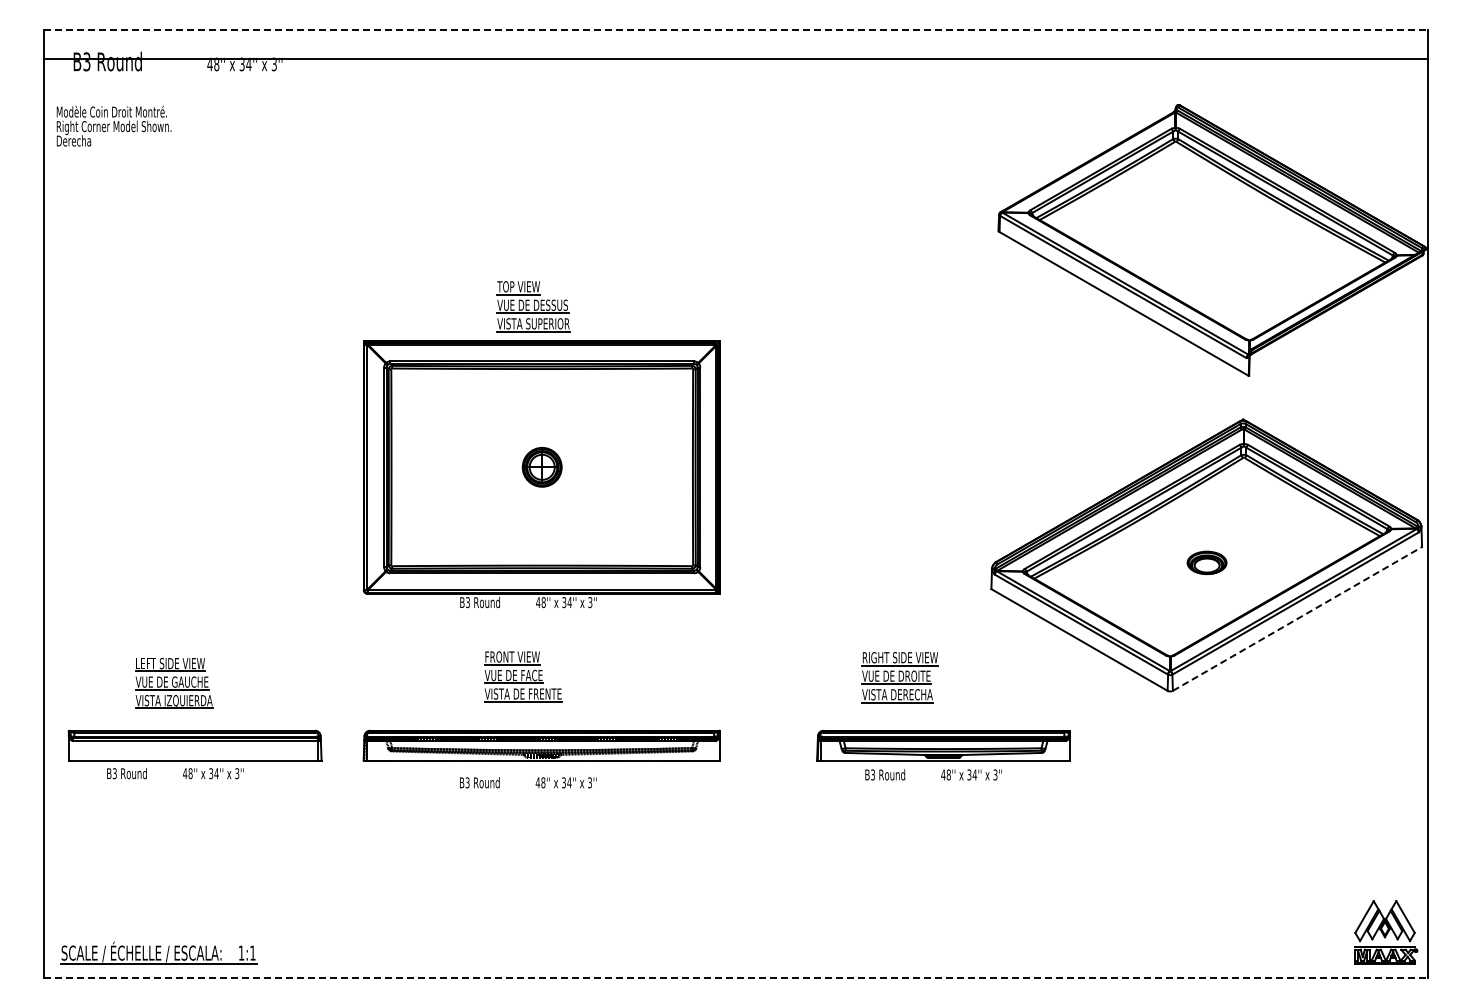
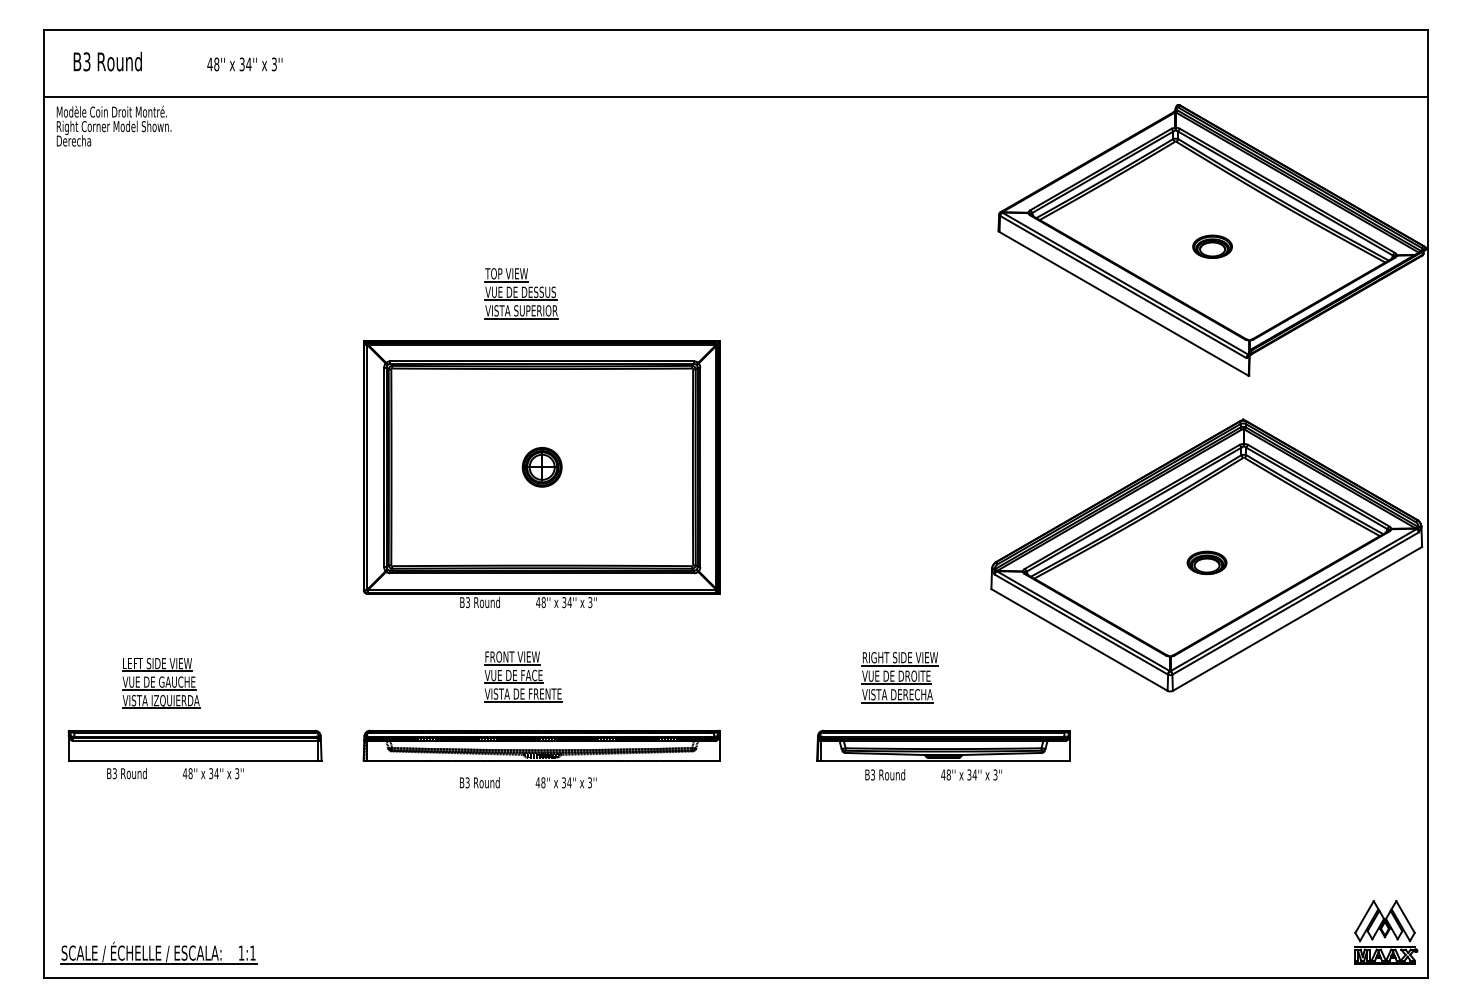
line: dashed -> solid (735, 30)
line position: (735, 59) -> (735, 97) (735, 97)
part: none -> present (1212, 246)
part position: (533, 306) -> (521, 293) (521, 293)
line: dashed -> solid (1297, 618)
part position: (174, 683) -> (161, 683) (161, 683)
line: dashed -> solid (735, 977)
